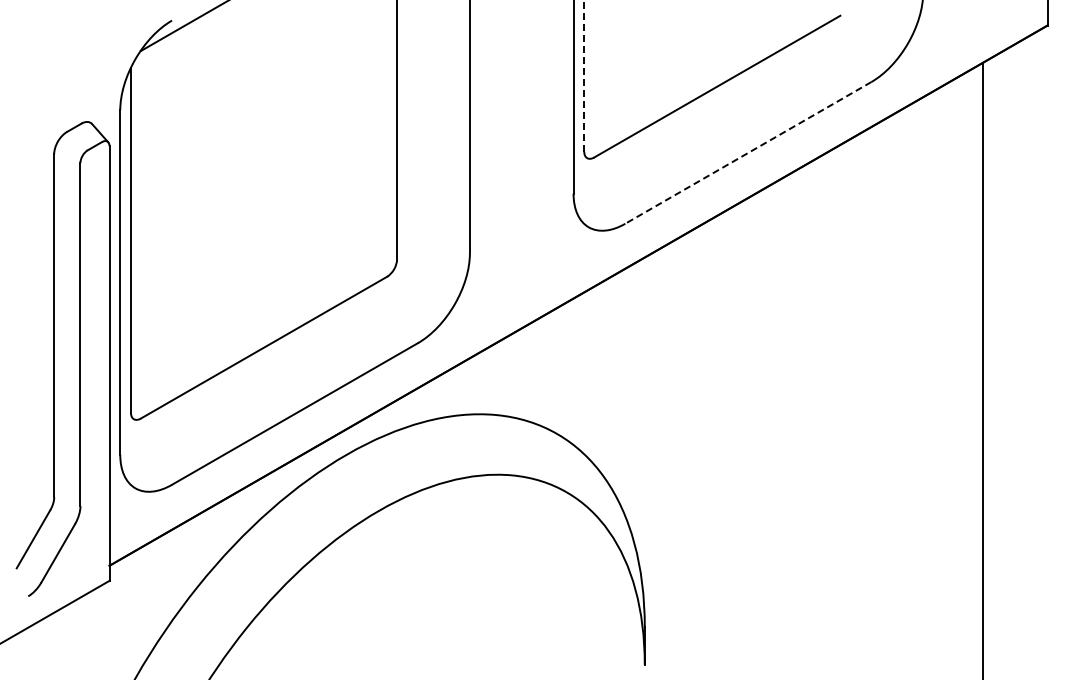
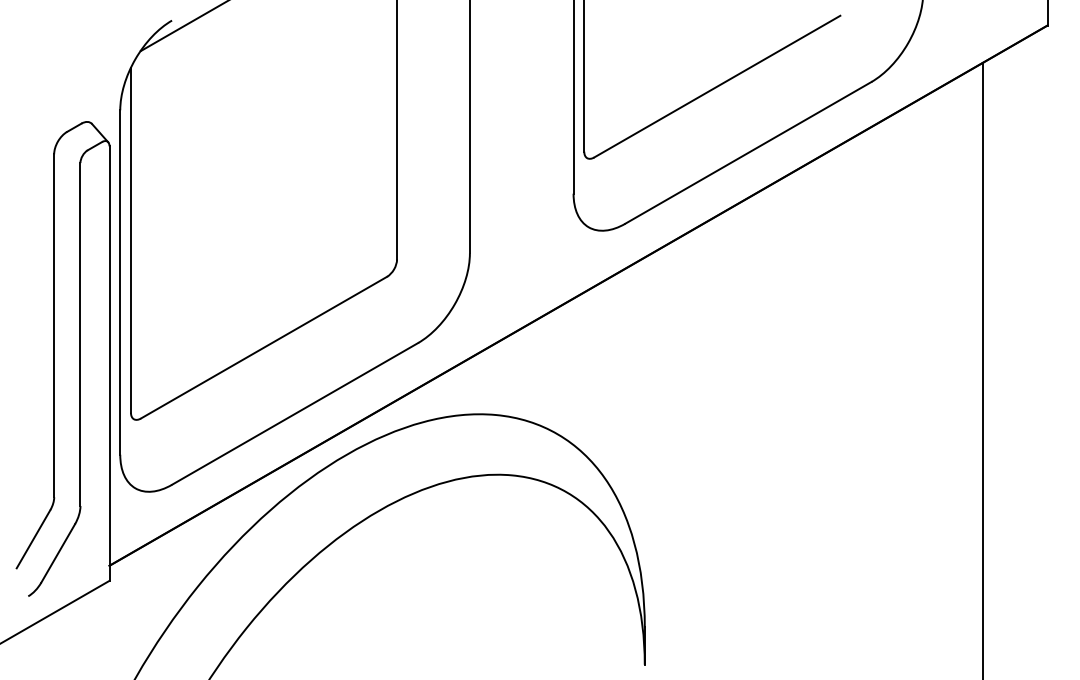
line: dashed -> solid (584, 75)
line: dashed -> solid (748, 152)
